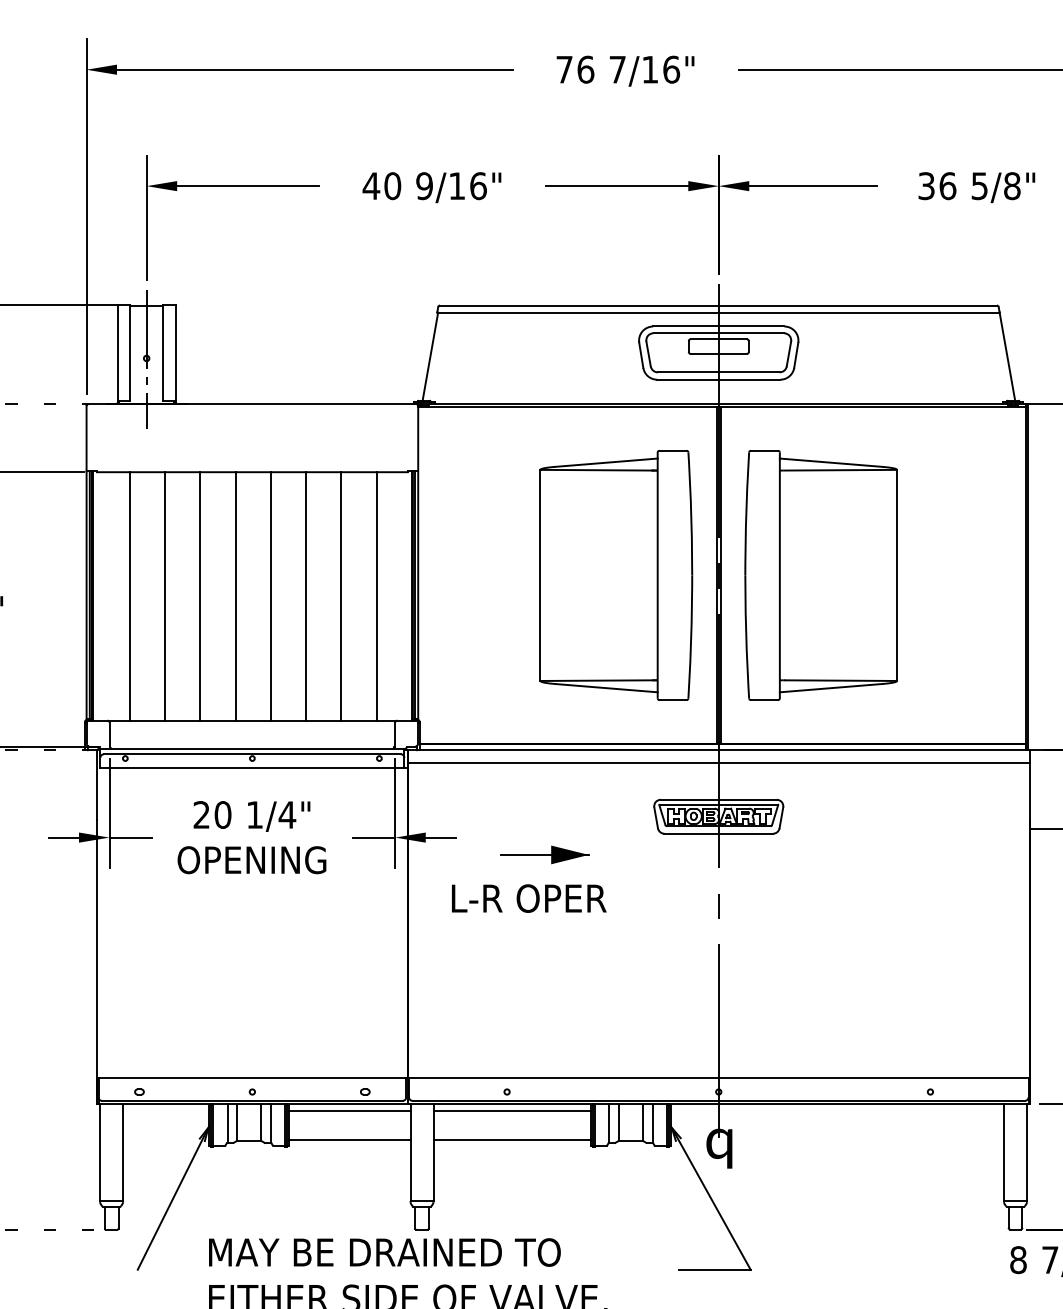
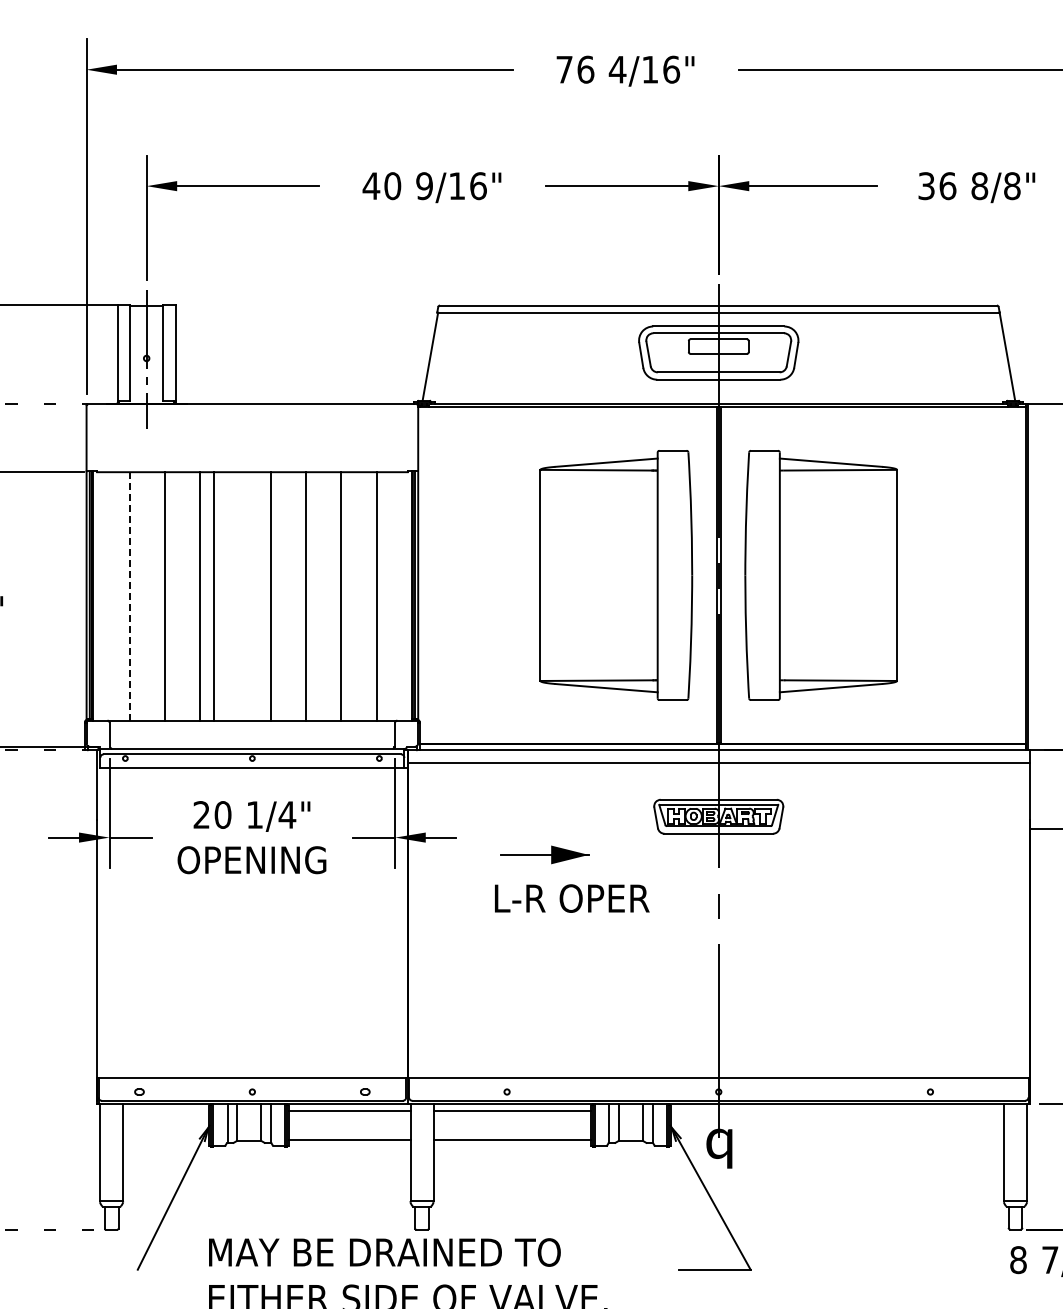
text: 7/16" -> 4/16" (617, 69)
text: 5/8" -> 8/8" (979, 186)
line: solid -> dashed (129, 595)
line position: (235, 596) -> (213, 596) (213, 596)
text position: (529, 898) -> (572, 898) (572, 898)
